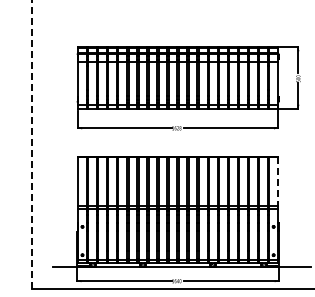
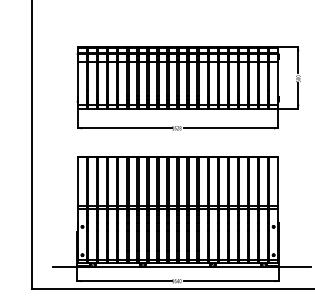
line: dashed -> solid (32, 145)
line: dashed -> solid (277, 181)
